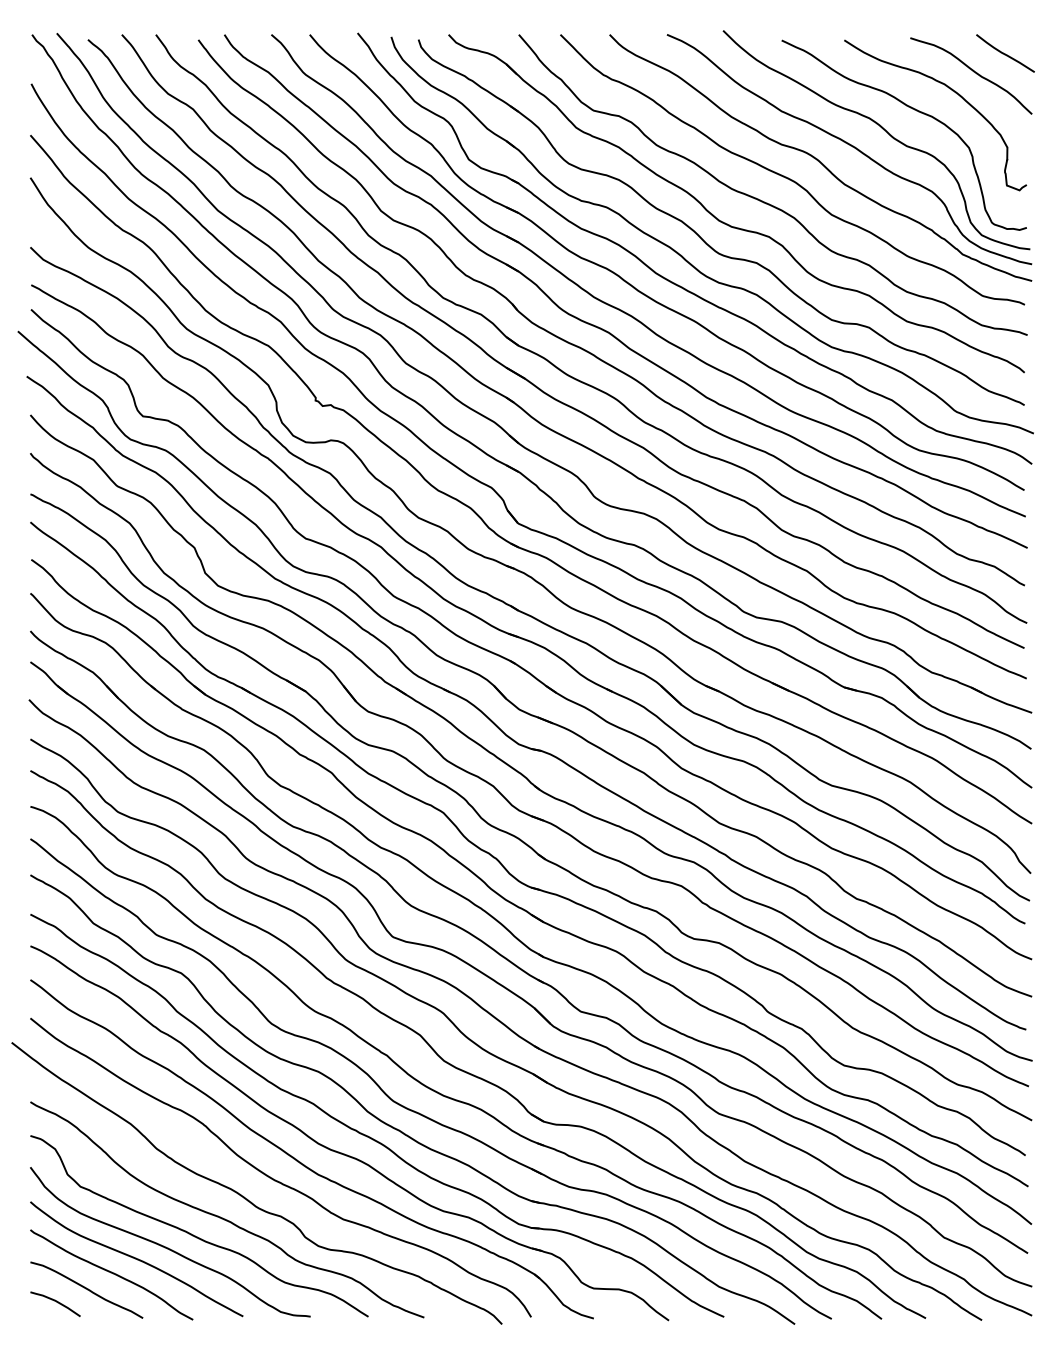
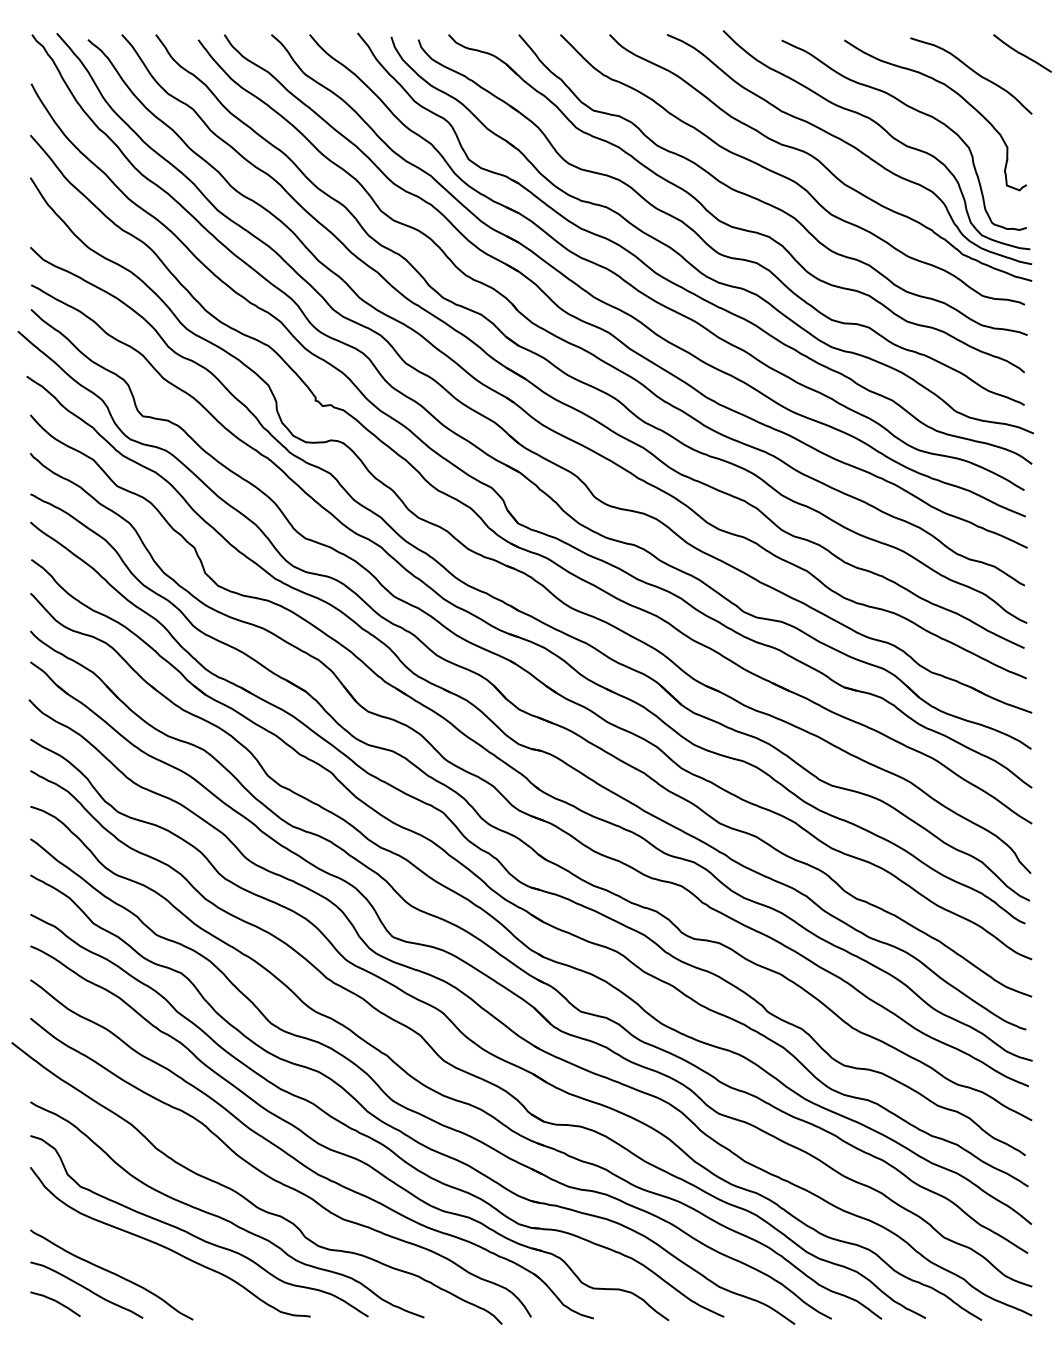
curve position: (1005, 53) -> (1022, 53) (1022, 53)
curve: present -> none (136, 1259)
